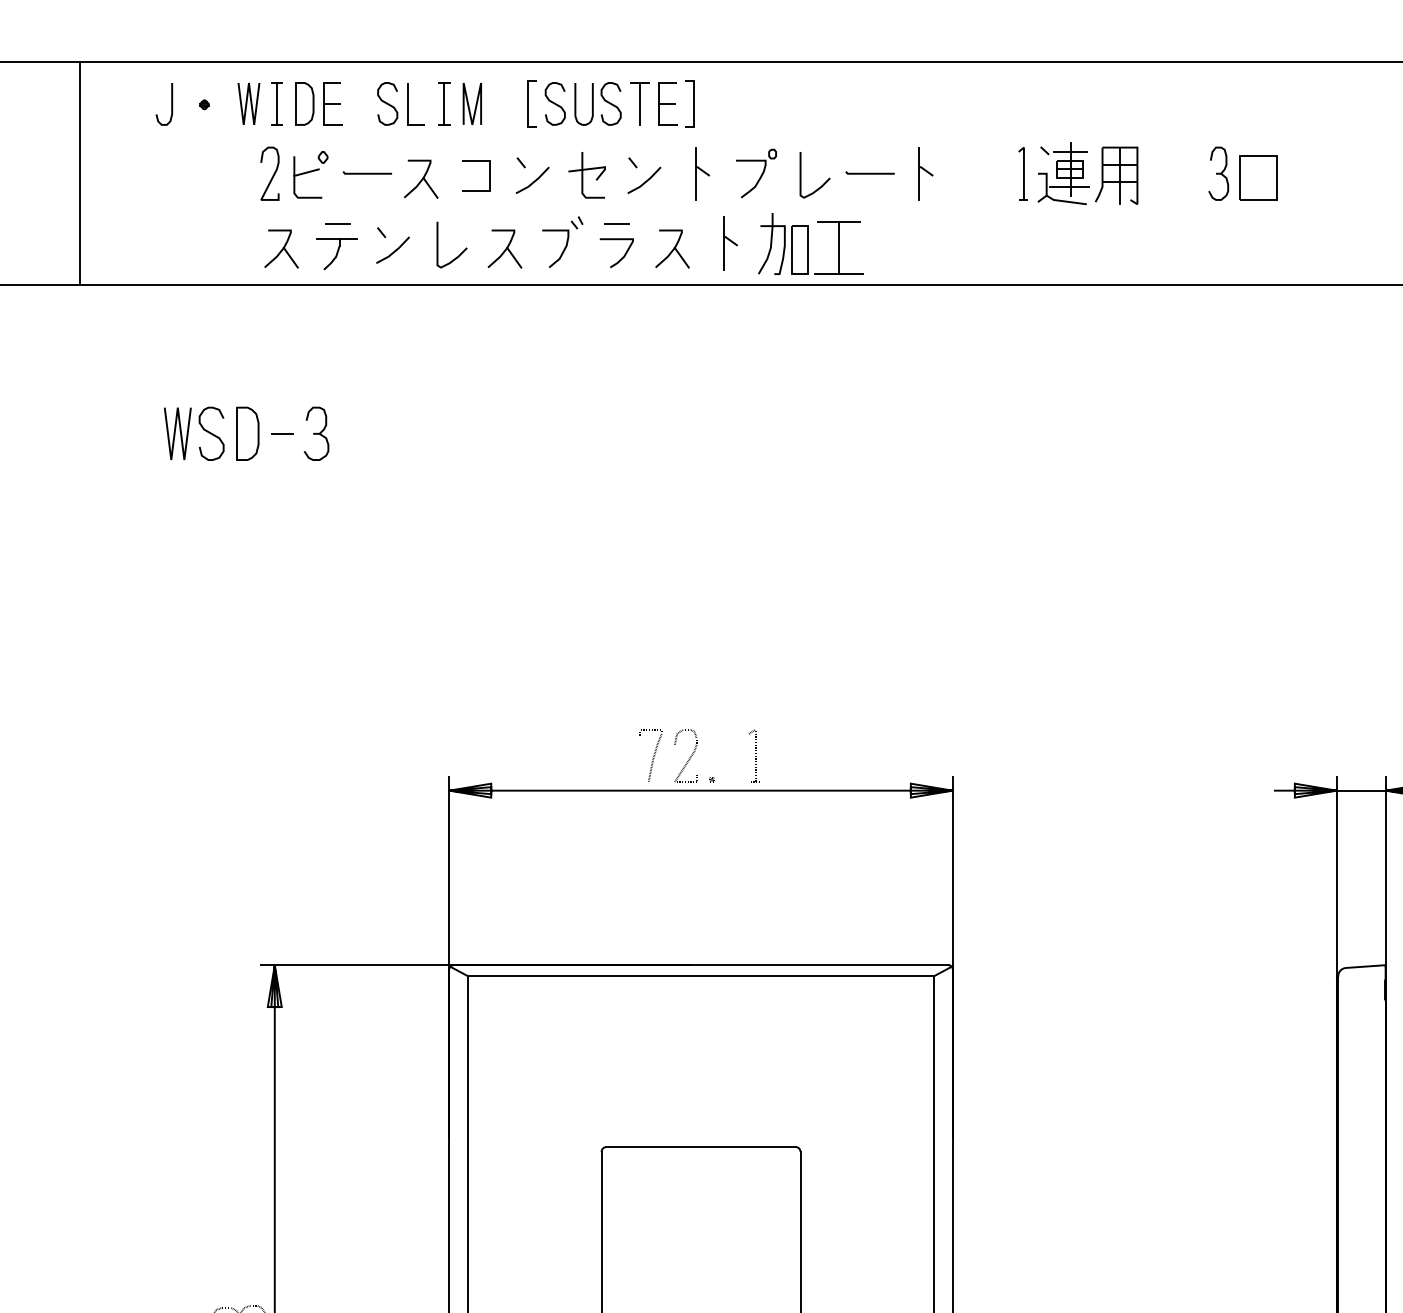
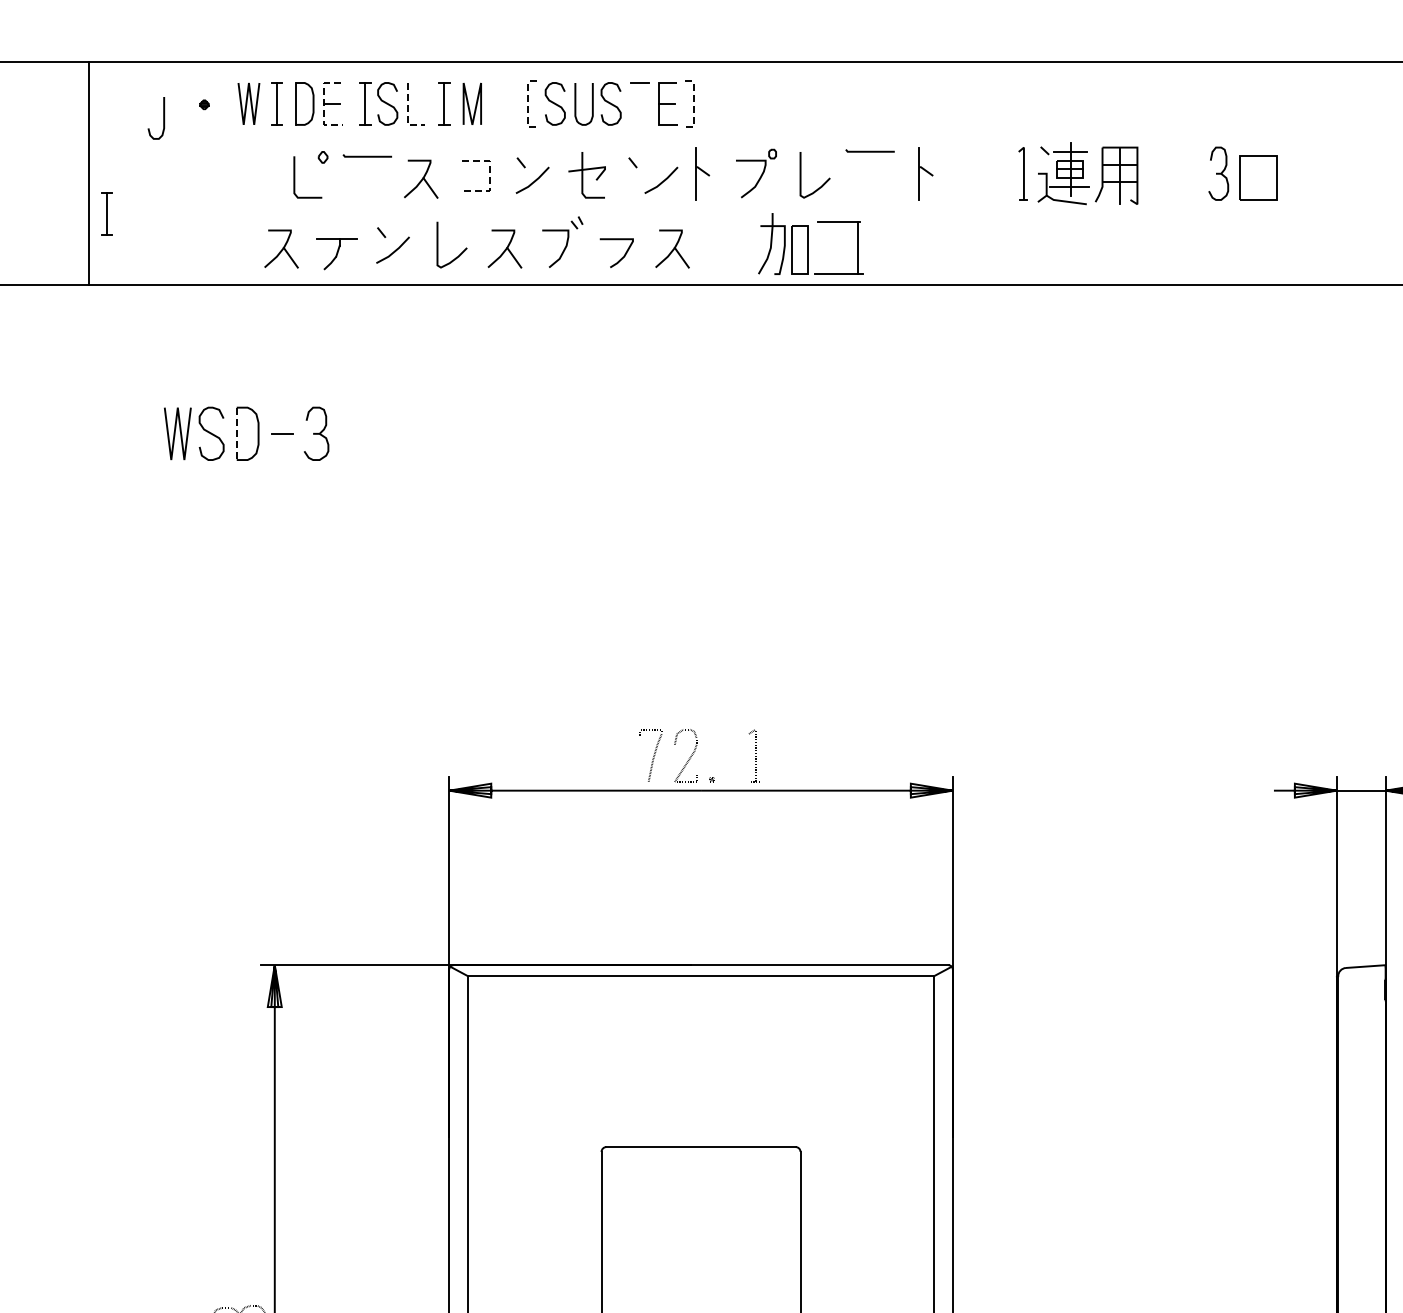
part: none -> present (365, 103)
line: solid -> dashed (528, 103)
line: present -> none (639, 103)
line: solid -> dashed (694, 103)
curve position: (171, 104) -> (163, 118) (163, 118)
line: solid -> dashed (324, 104)
line: solid -> dashed (407, 113)
line: present -> none (306, 172)
line position: (366, 172) -> (366, 155) (366, 155)
line position: (869, 172) -> (869, 150) (869, 150)
line position: (79, 173) -> (88, 173) (88, 173)
curve: present -> none (272, 175)
line: solid -> dashed (489, 176)
line position: (644, 181) -> (661, 181) (661, 181)
part: none -> present (106, 213)
line: present -> none (337, 223)
line: present -> none (617, 223)
part: present -> none (730, 243)
line position: (838, 247) -> (857, 247) (857, 247)
line: solid -> dashed (236, 434)
